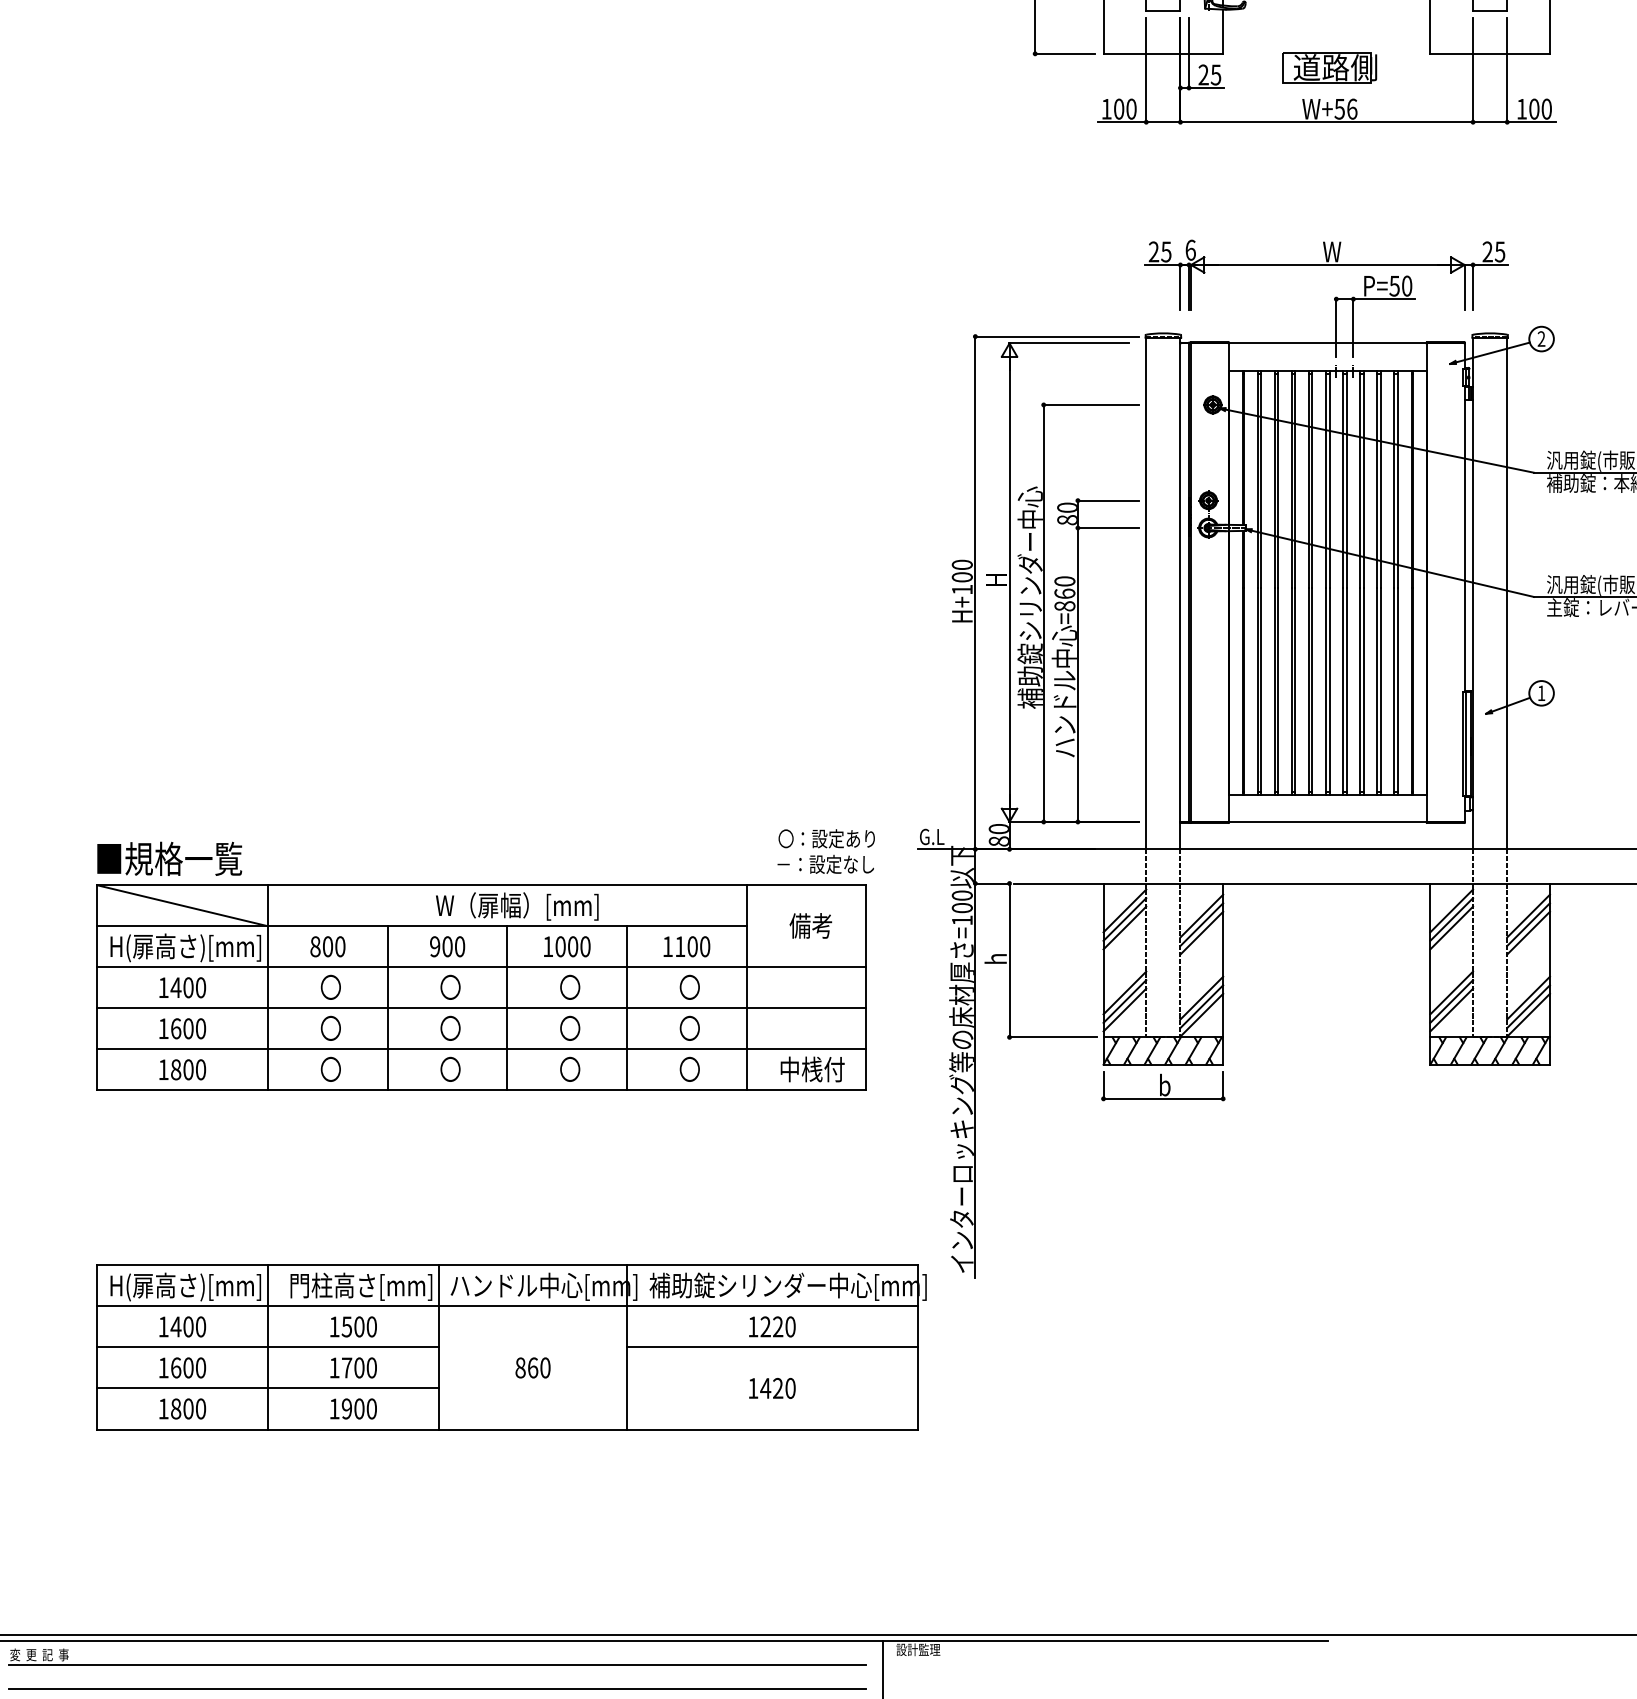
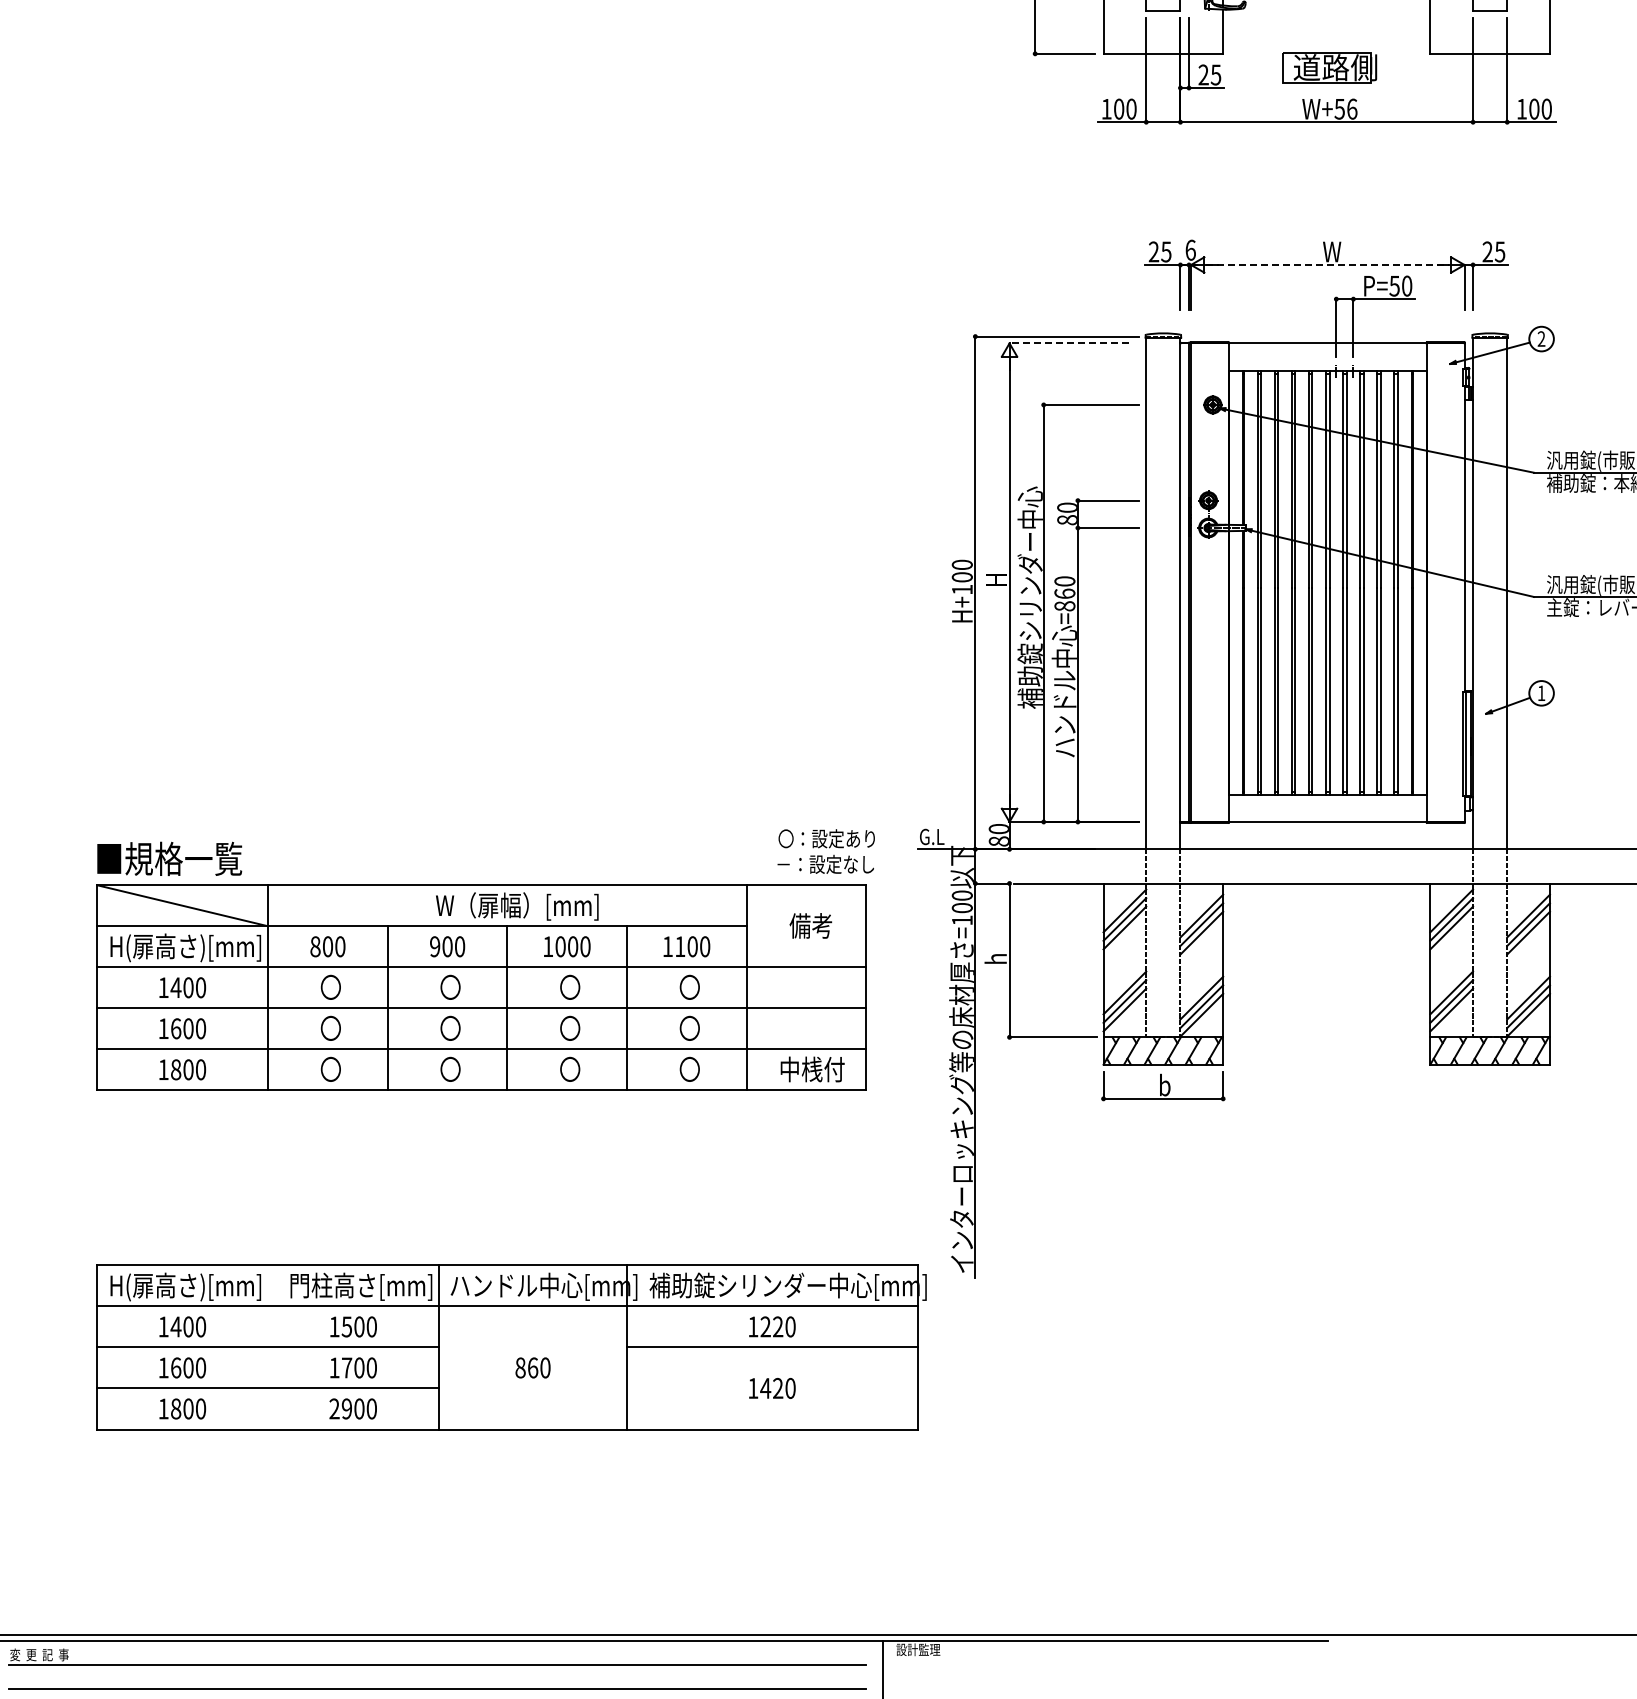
line: solid -> dashed (1328, 264)
line: solid -> dashed (1069, 343)
line: present -> none (268, 1347)
text: 1900 -> 2900 (334, 1408)
